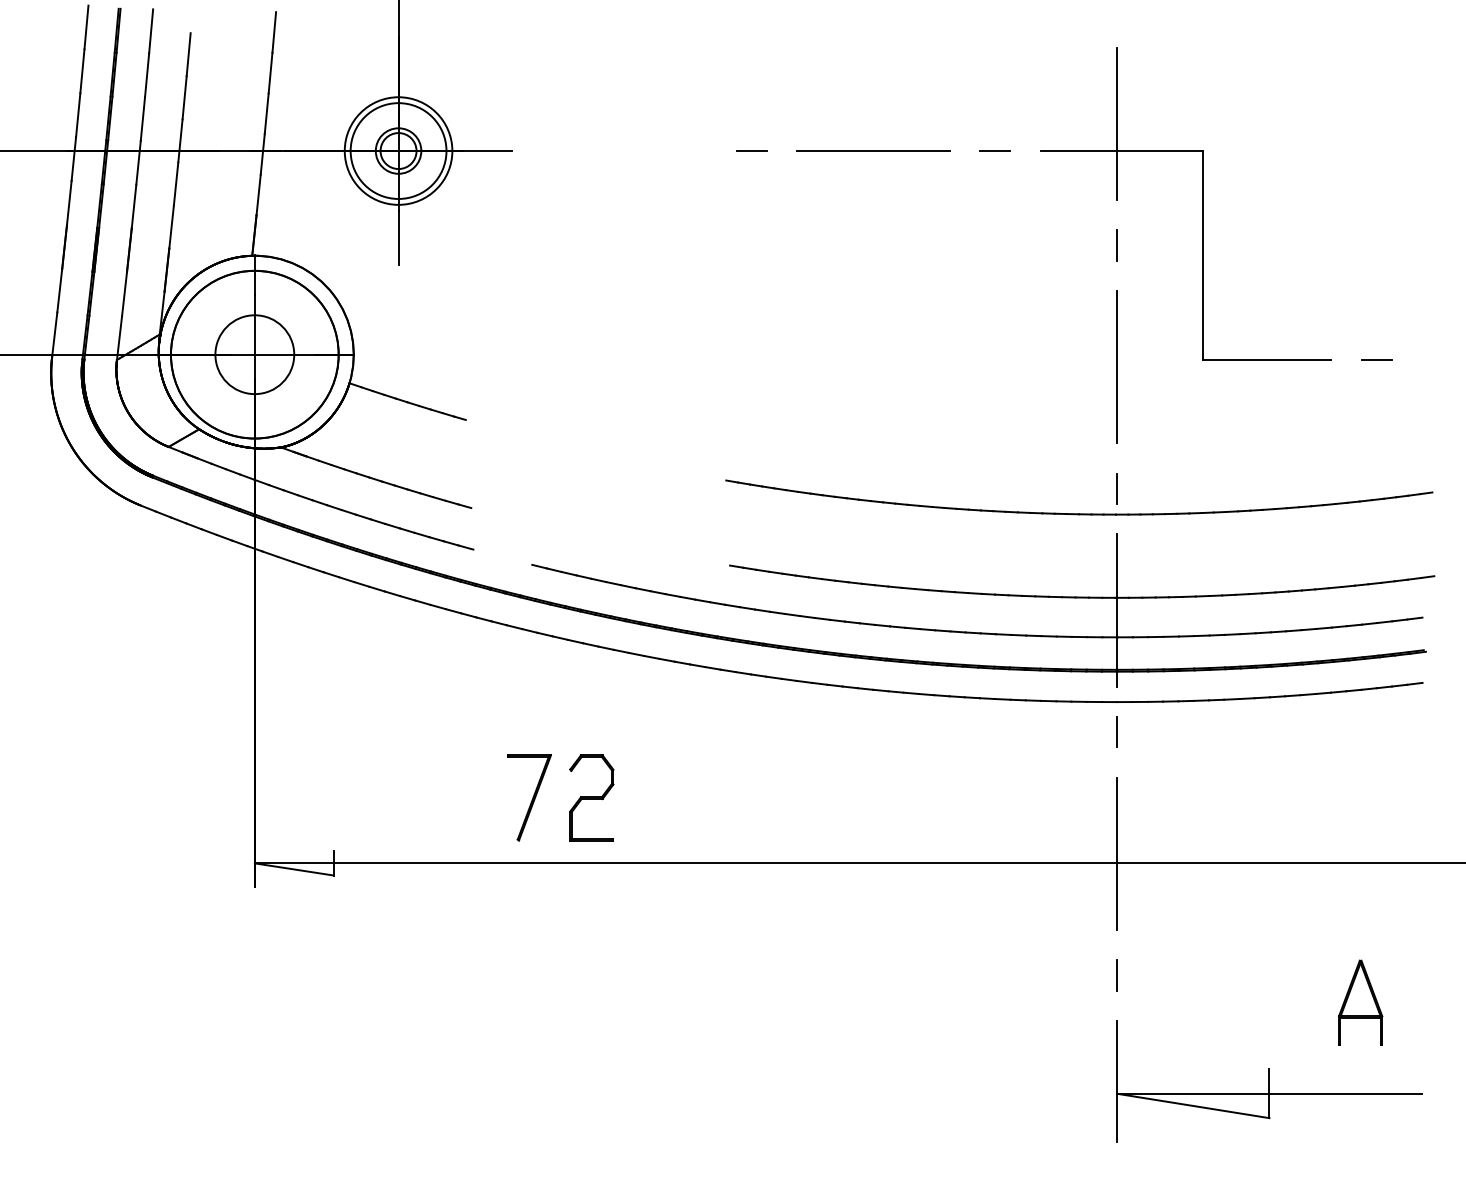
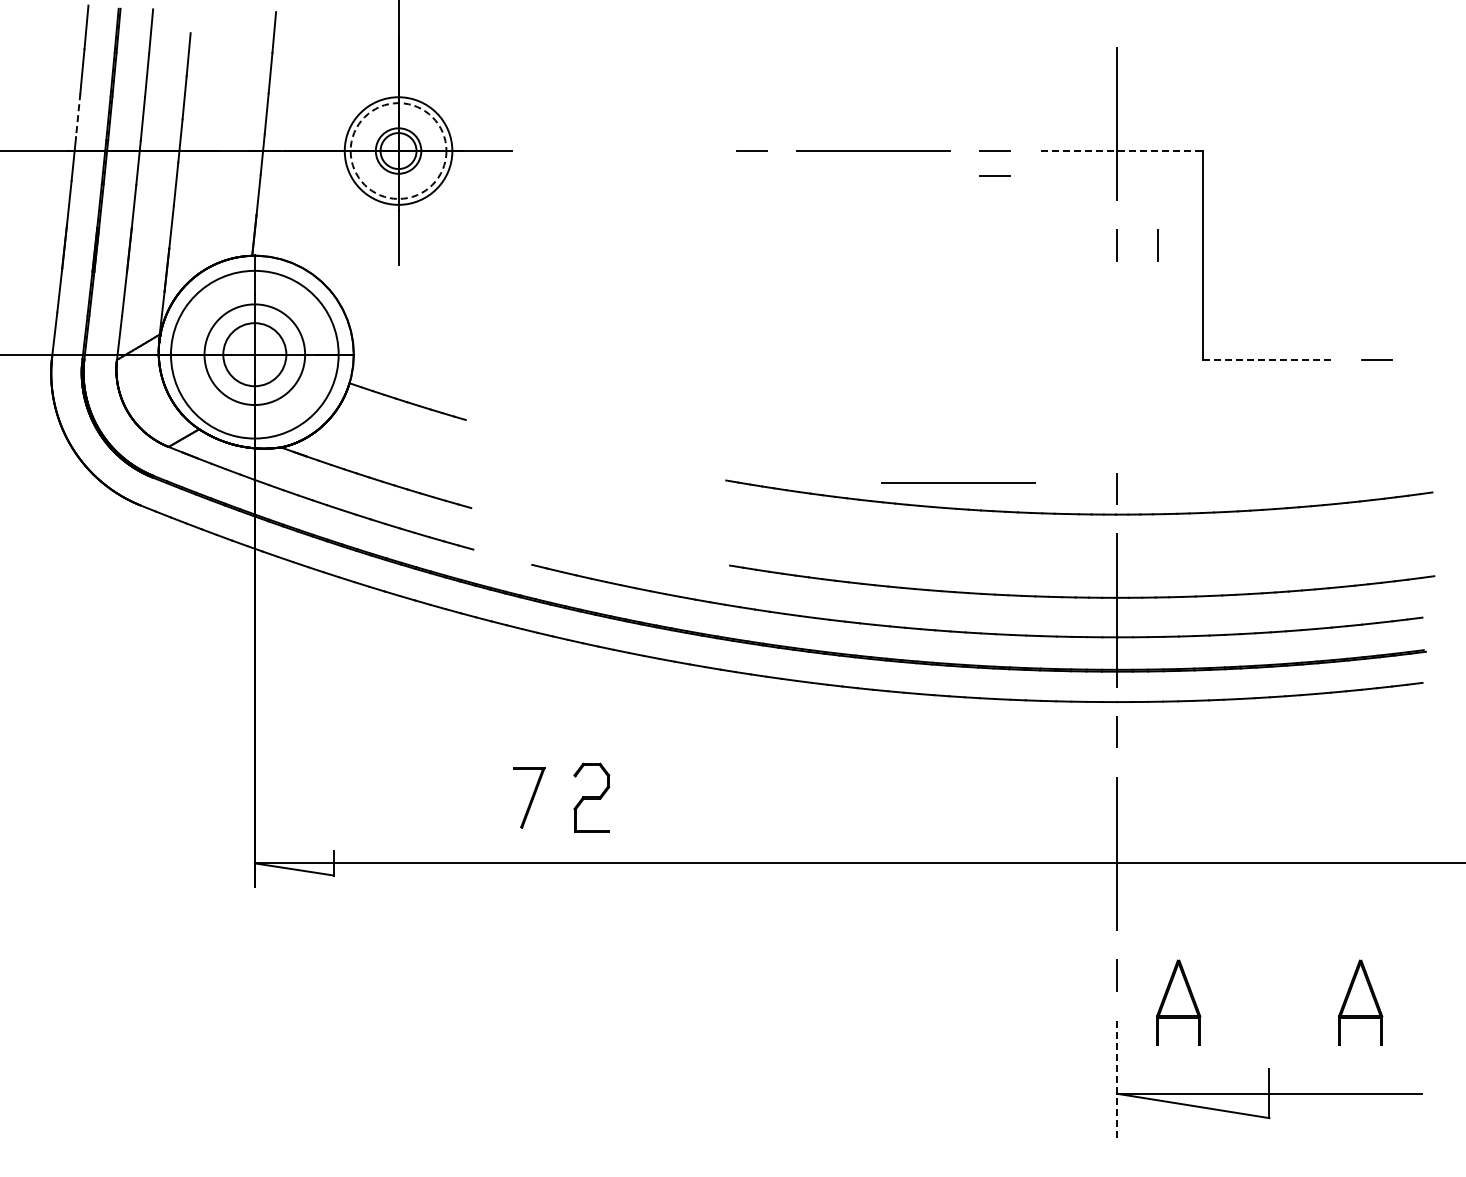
line: solid -> dashed (78, 115)
circle: solid -> dashed (398, 150)
line: solid -> dashed (1122, 151)
line: none -> present (994, 175)
line: none -> present (1157, 245)
circle diameter: 168 px -> 101 px (254, 354)
circle diameter: 79 px -> 63 px (254, 354)
line: solid -> dashed (1267, 360)
line: present -> none (1116, 366)
line: none -> present (958, 482)
part size: 45x88 px -> 33x62 px (529, 797)
part size: 46x88 px -> 38x71 px (591, 797)
part: none -> present (1178, 1002)
line: solid -> dashed (1117, 1082)
